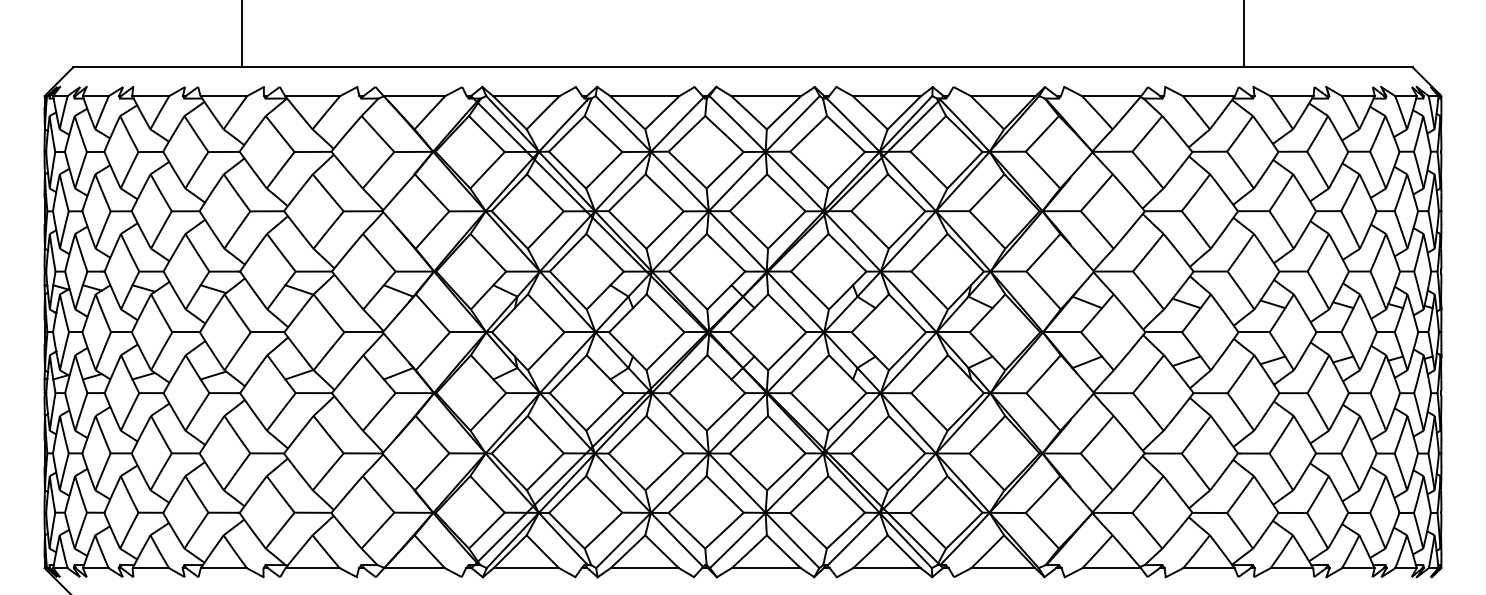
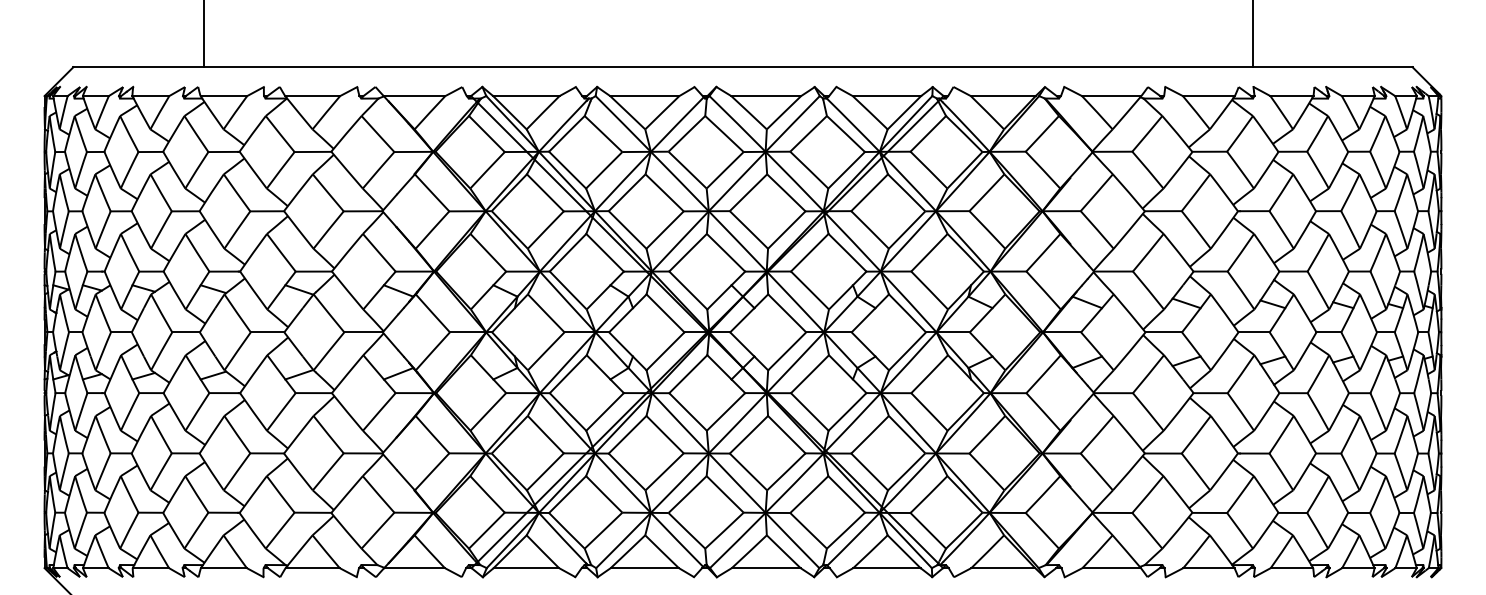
line position: (242, 34) -> (204, 34) (204, 34)
line position: (1243, 34) -> (1252, 34) (1252, 34)
